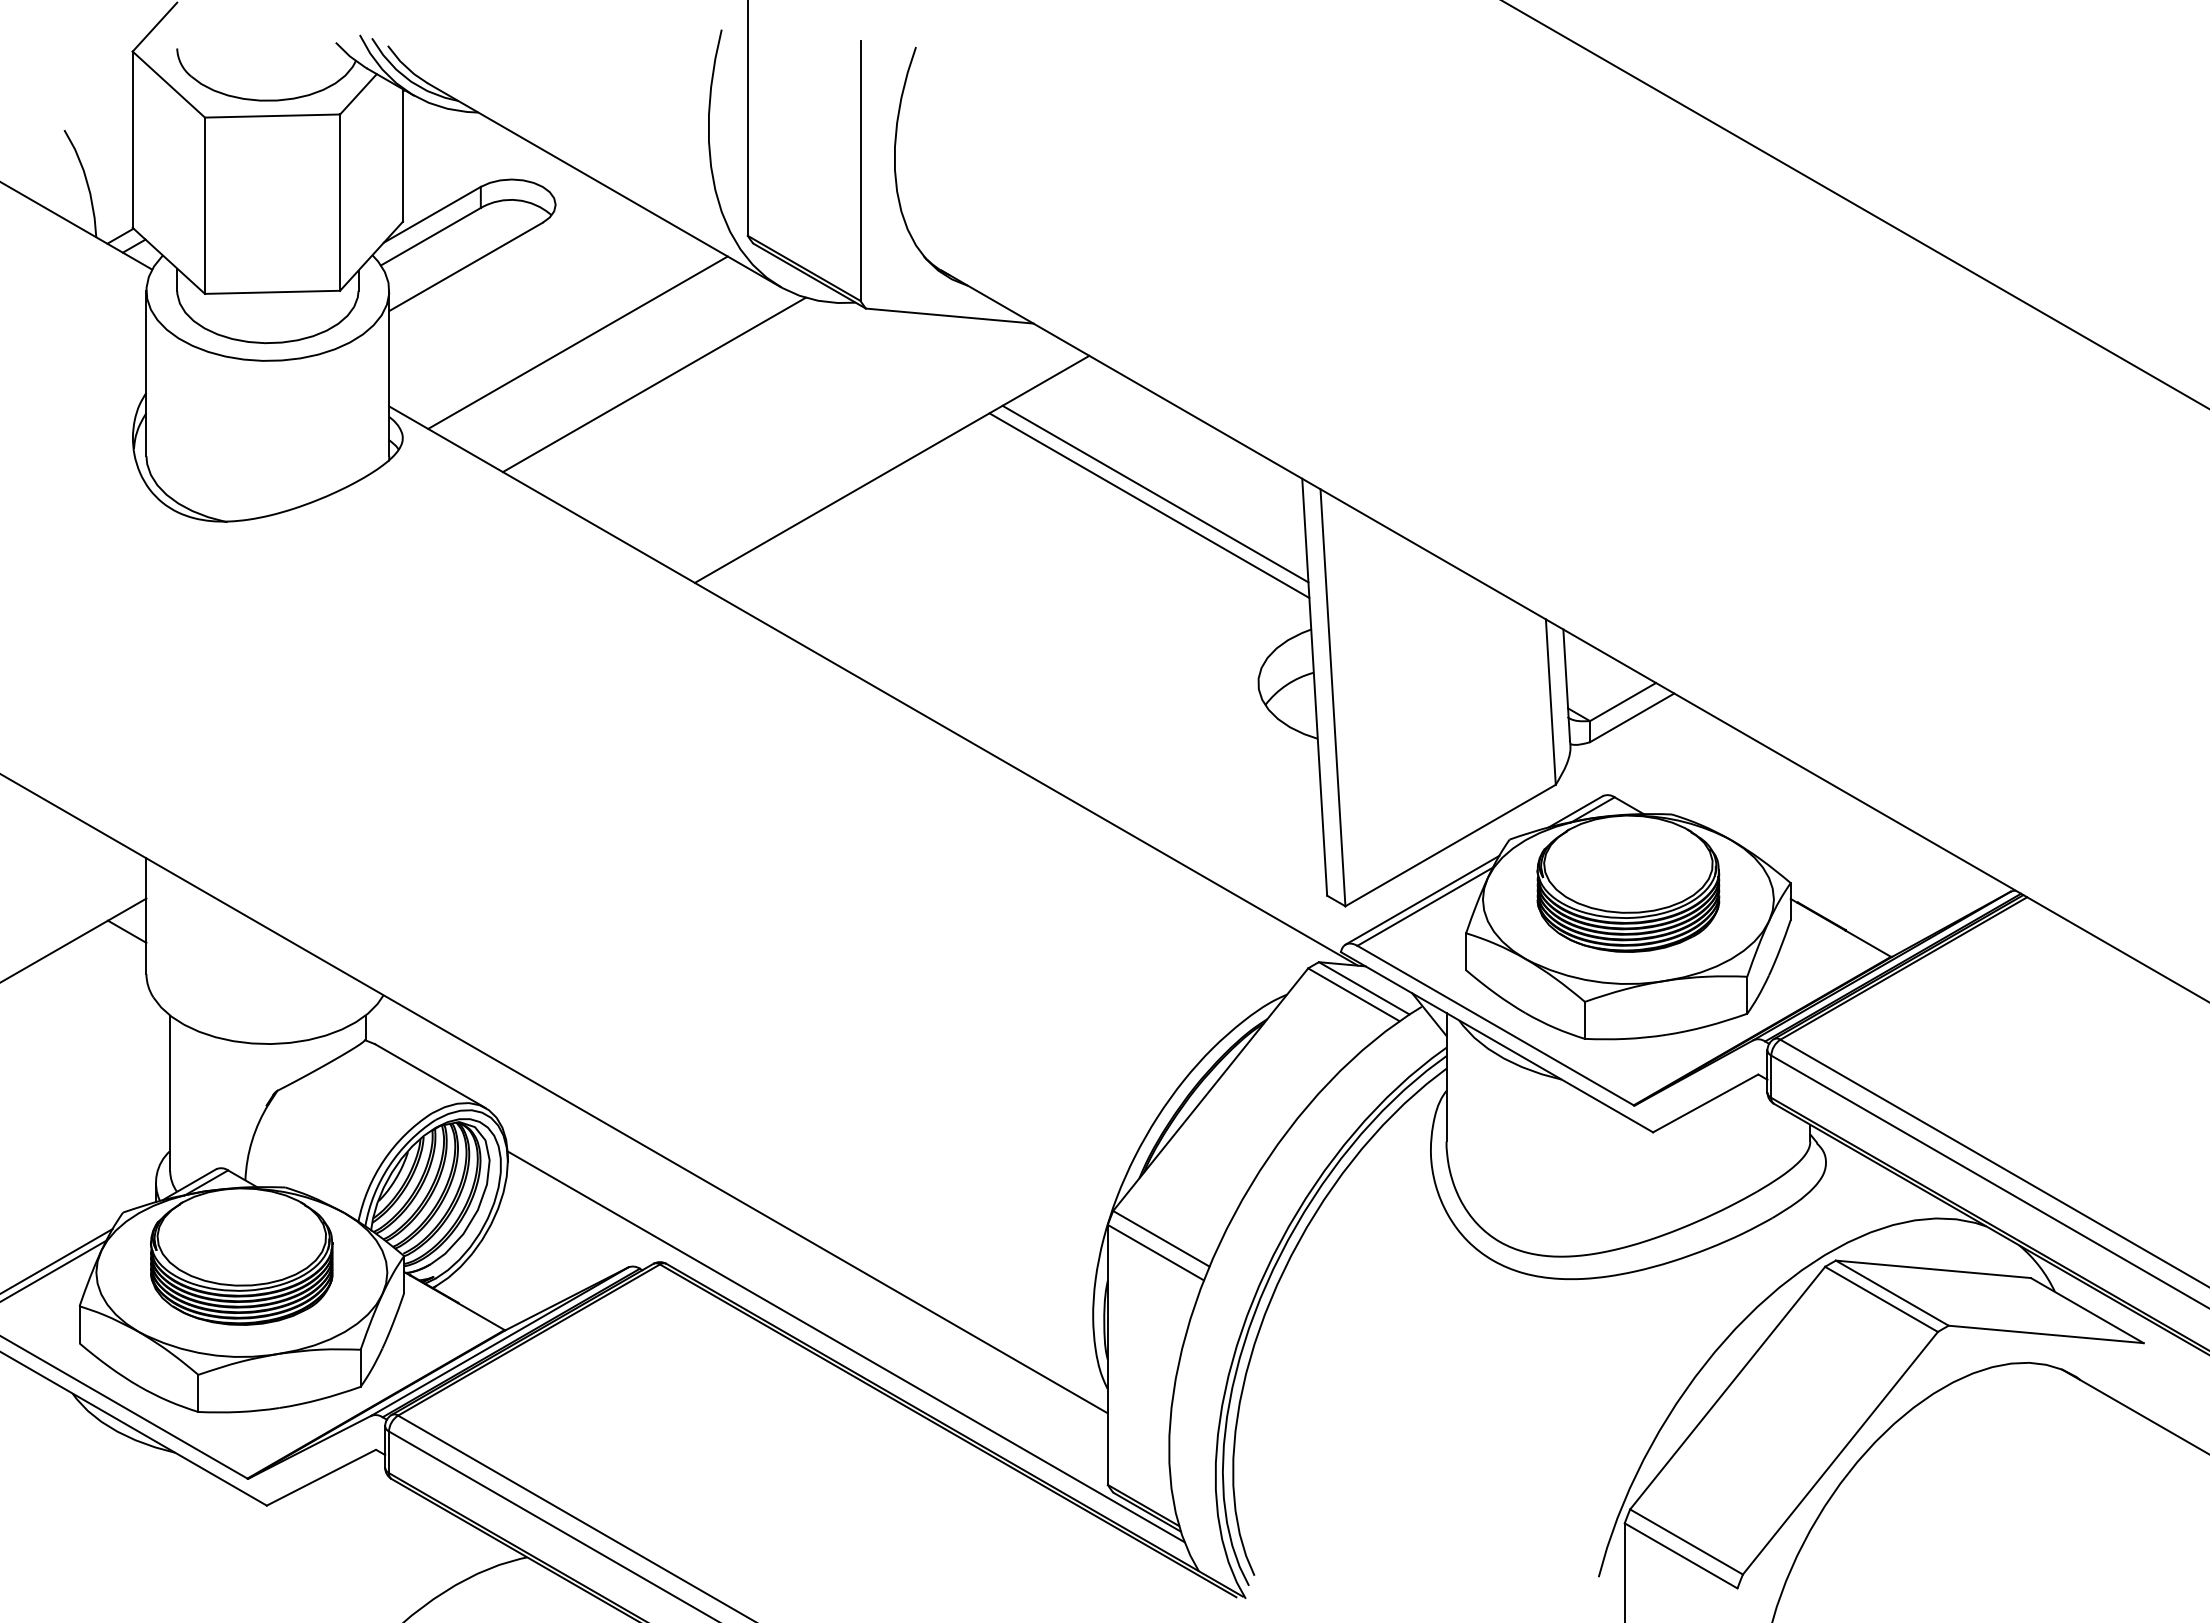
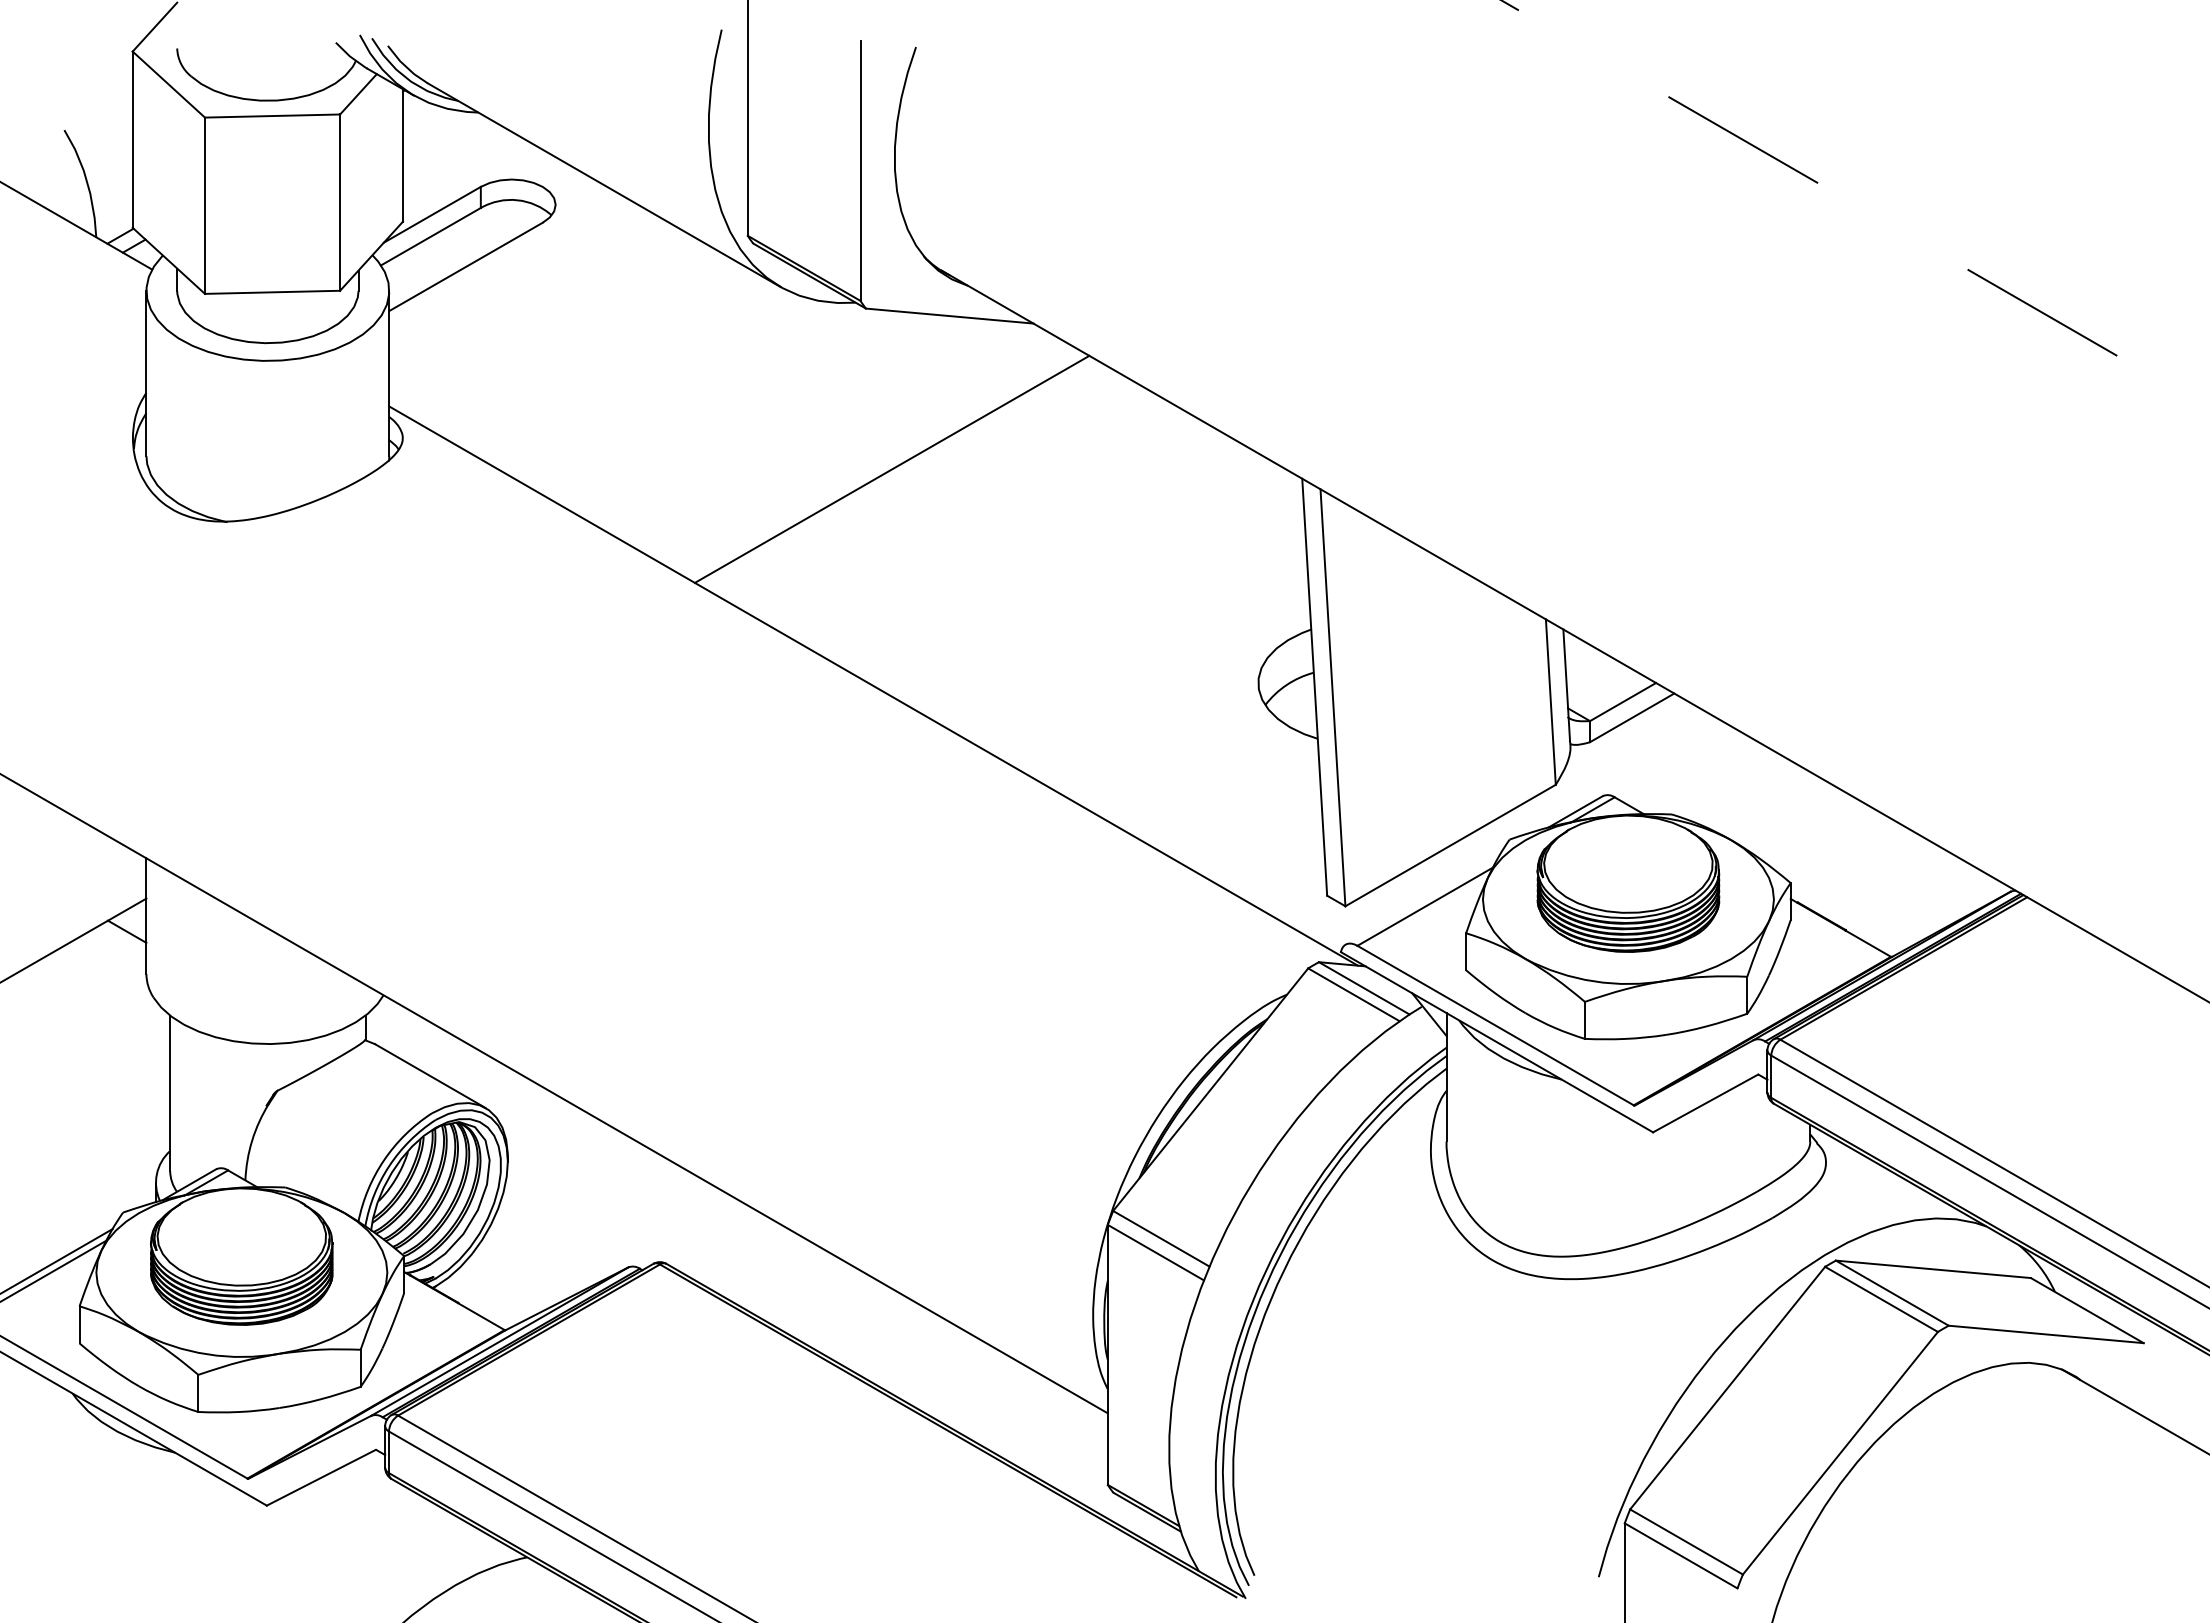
line: solid -> dashed (1855, 204)
line: present -> none (577, 342)
line: present -> none (653, 384)
line: present -> none (1155, 493)
line: present -> none (1149, 505)
line: present -> none (1422, 899)
line: present -> none (845, 1346)
